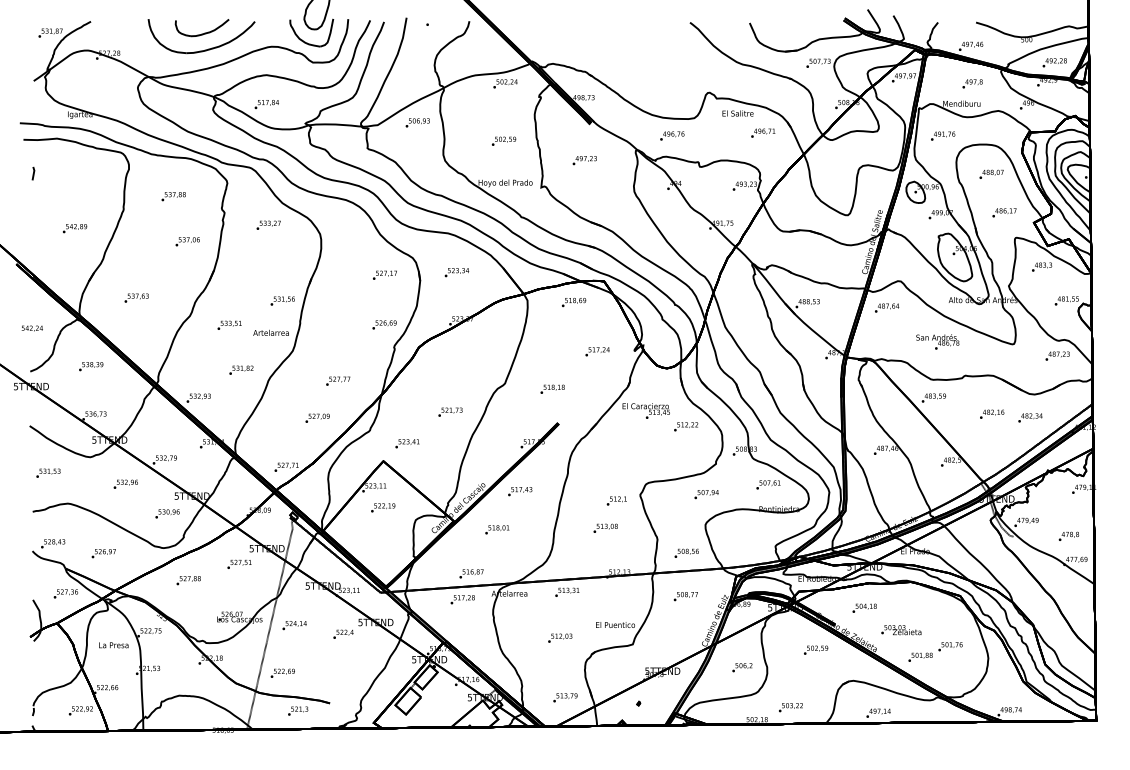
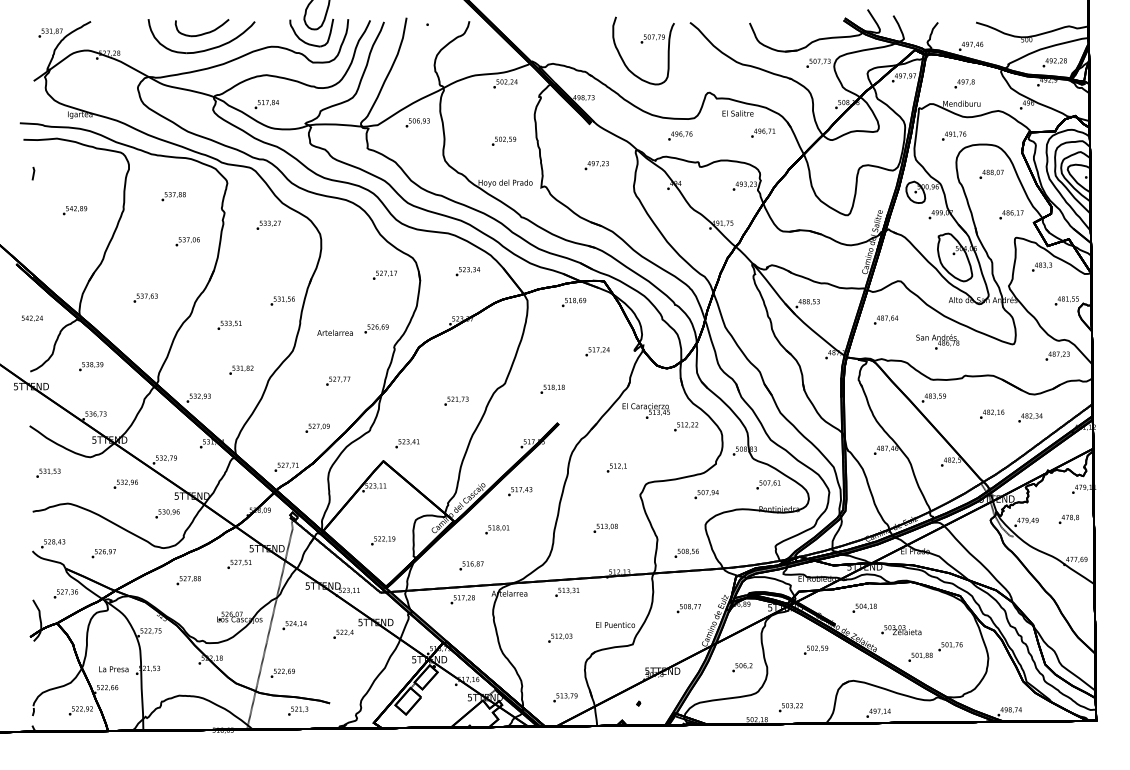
part: none -> present (642, 43)
text position: (972, 83) -> (964, 83) (964, 83)
text position: (672, 135) -> (680, 135) (680, 135)
text position: (943, 135) -> (954, 135) (954, 135)
text position: (584, 160) -> (596, 165) (596, 165)
text position: (1004, 212) -> (1011, 214) (1011, 214)
text position: (75, 228) -> (75, 210) (75, 210)
text position: (456, 272) -> (467, 271) (467, 271)
text position: (136, 297) -> (145, 297) (145, 297)
text position: (887, 307) -> (886, 319) (886, 319)
text position: (384, 324) -> (376, 328) (376, 328)
text position: (31, 328) -> (31, 318) (31, 318)
text position: (270, 332) -> (334, 332) (334, 332)
text position: (450, 411) -> (456, 400) (456, 400)
text position: (317, 417) -> (317, 427) (317, 427)
text position: (616, 500) -> (616, 467) (616, 467)
text position: (383, 507) -> (383, 540) (383, 540)
text position: (1068, 535) -> (1068, 518) (1068, 518)
text position: (471, 573) -> (471, 565) (471, 565)
text position: (685, 596) -> (688, 608) (688, 608)
text position: (113, 645) -> (113, 669) (113, 669)
